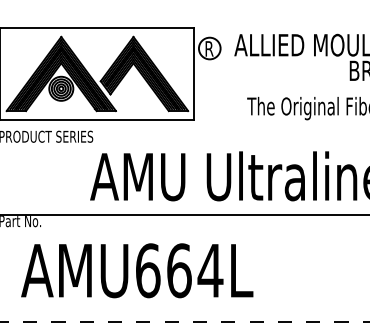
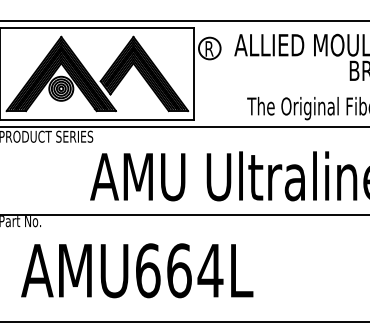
line: none -> present (184, 20)
line: none -> present (184, 126)
line: dashed -> solid (184, 321)
